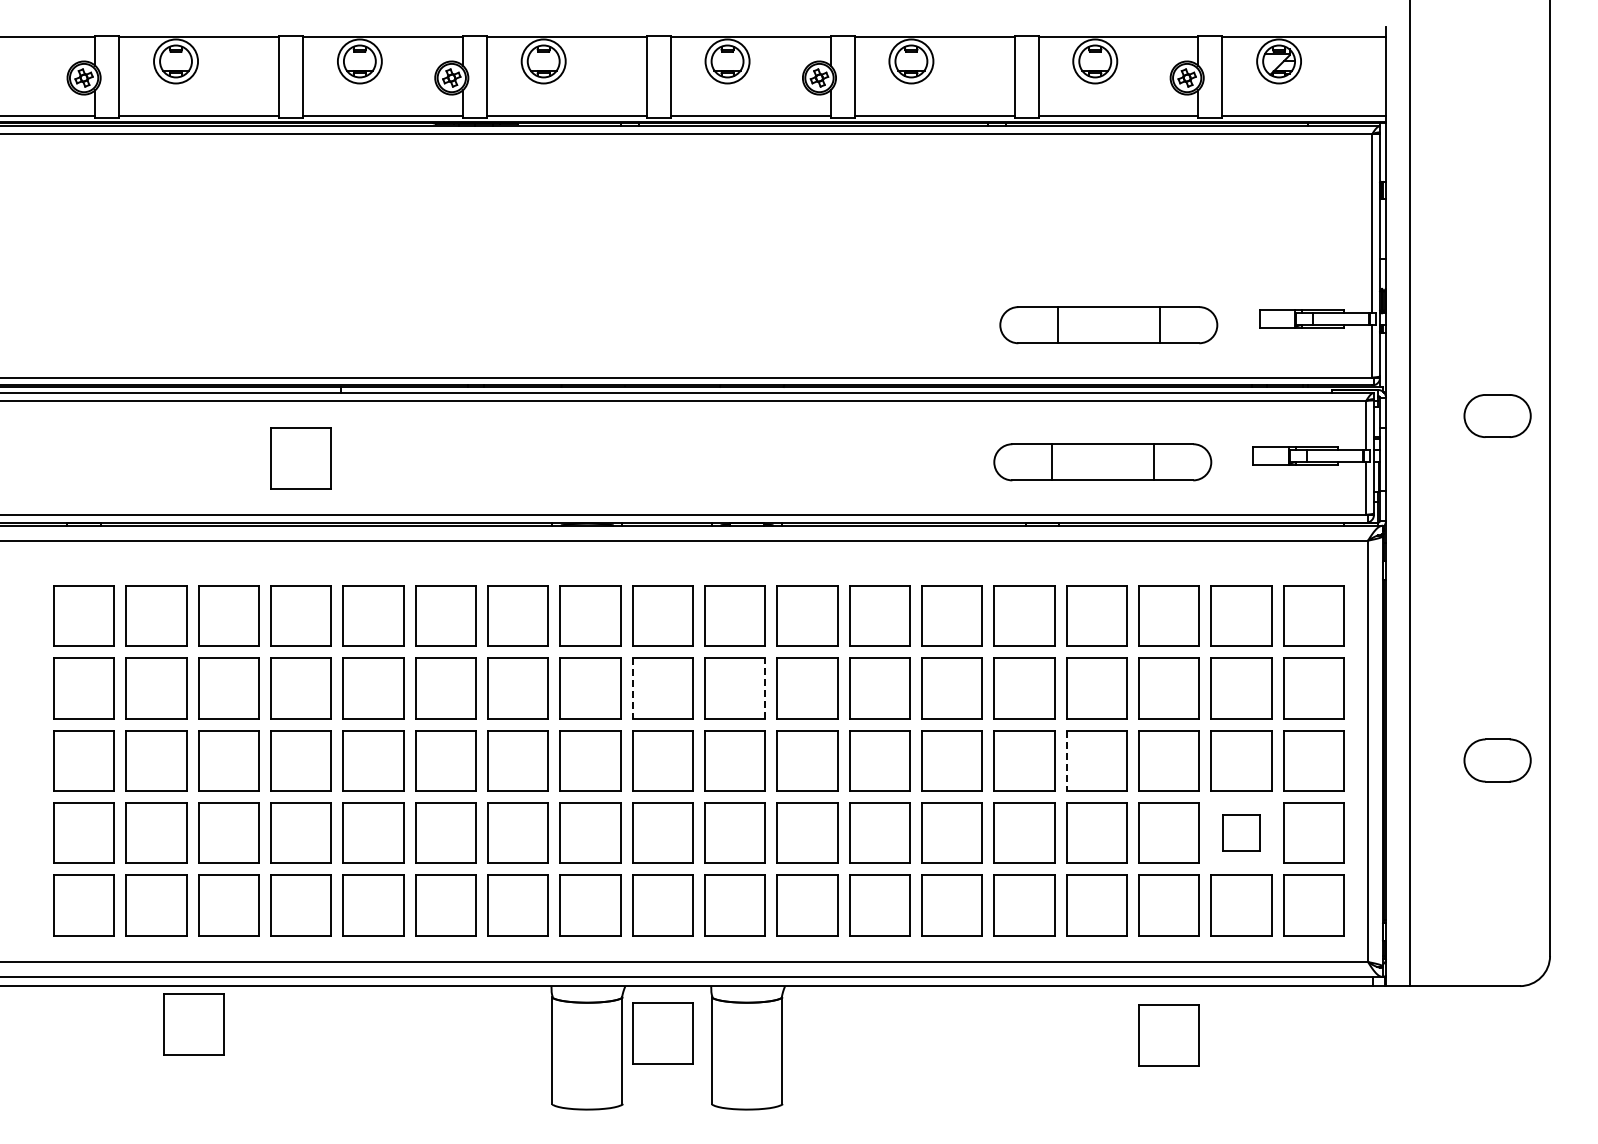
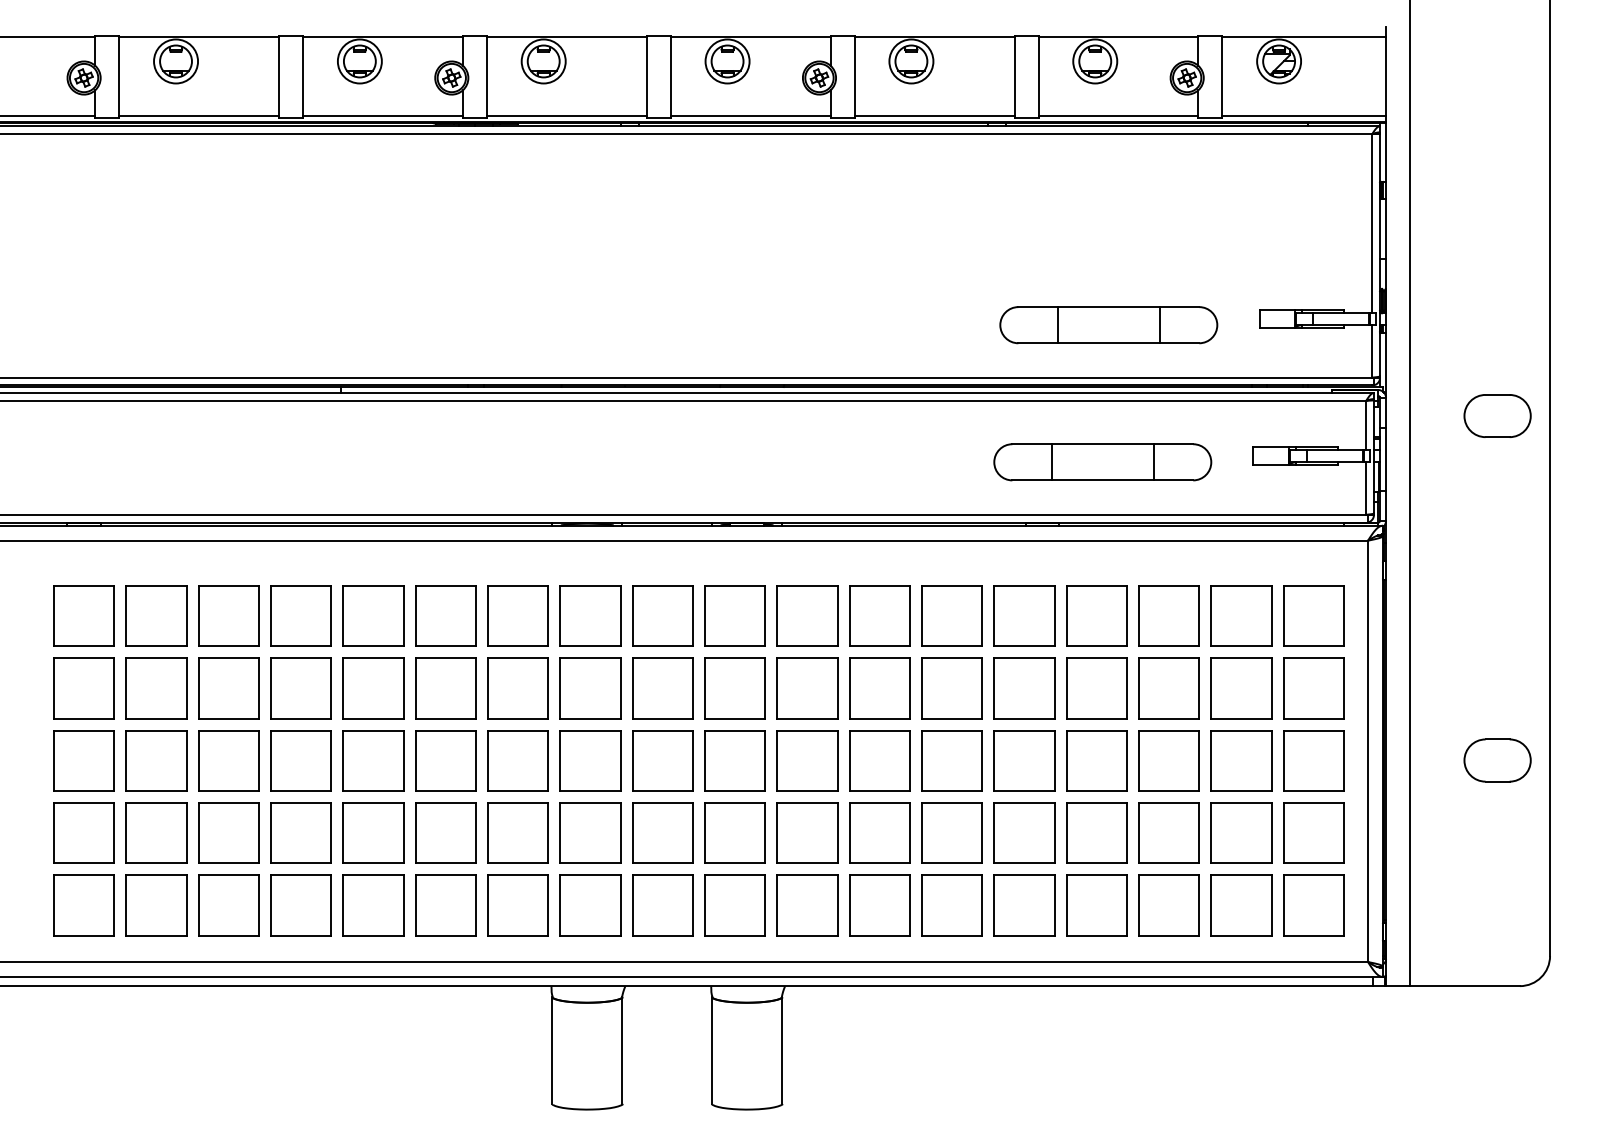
part: present -> none (300, 458)
line: dashed -> solid (765, 687)
line: dashed -> solid (632, 688)
line: dashed -> solid (1066, 761)
part size: 39x38 px -> 63x62 px (1241, 832)
part: present -> none (193, 1024)
part: present -> none (662, 1033)
part: present -> none (1168, 1035)
